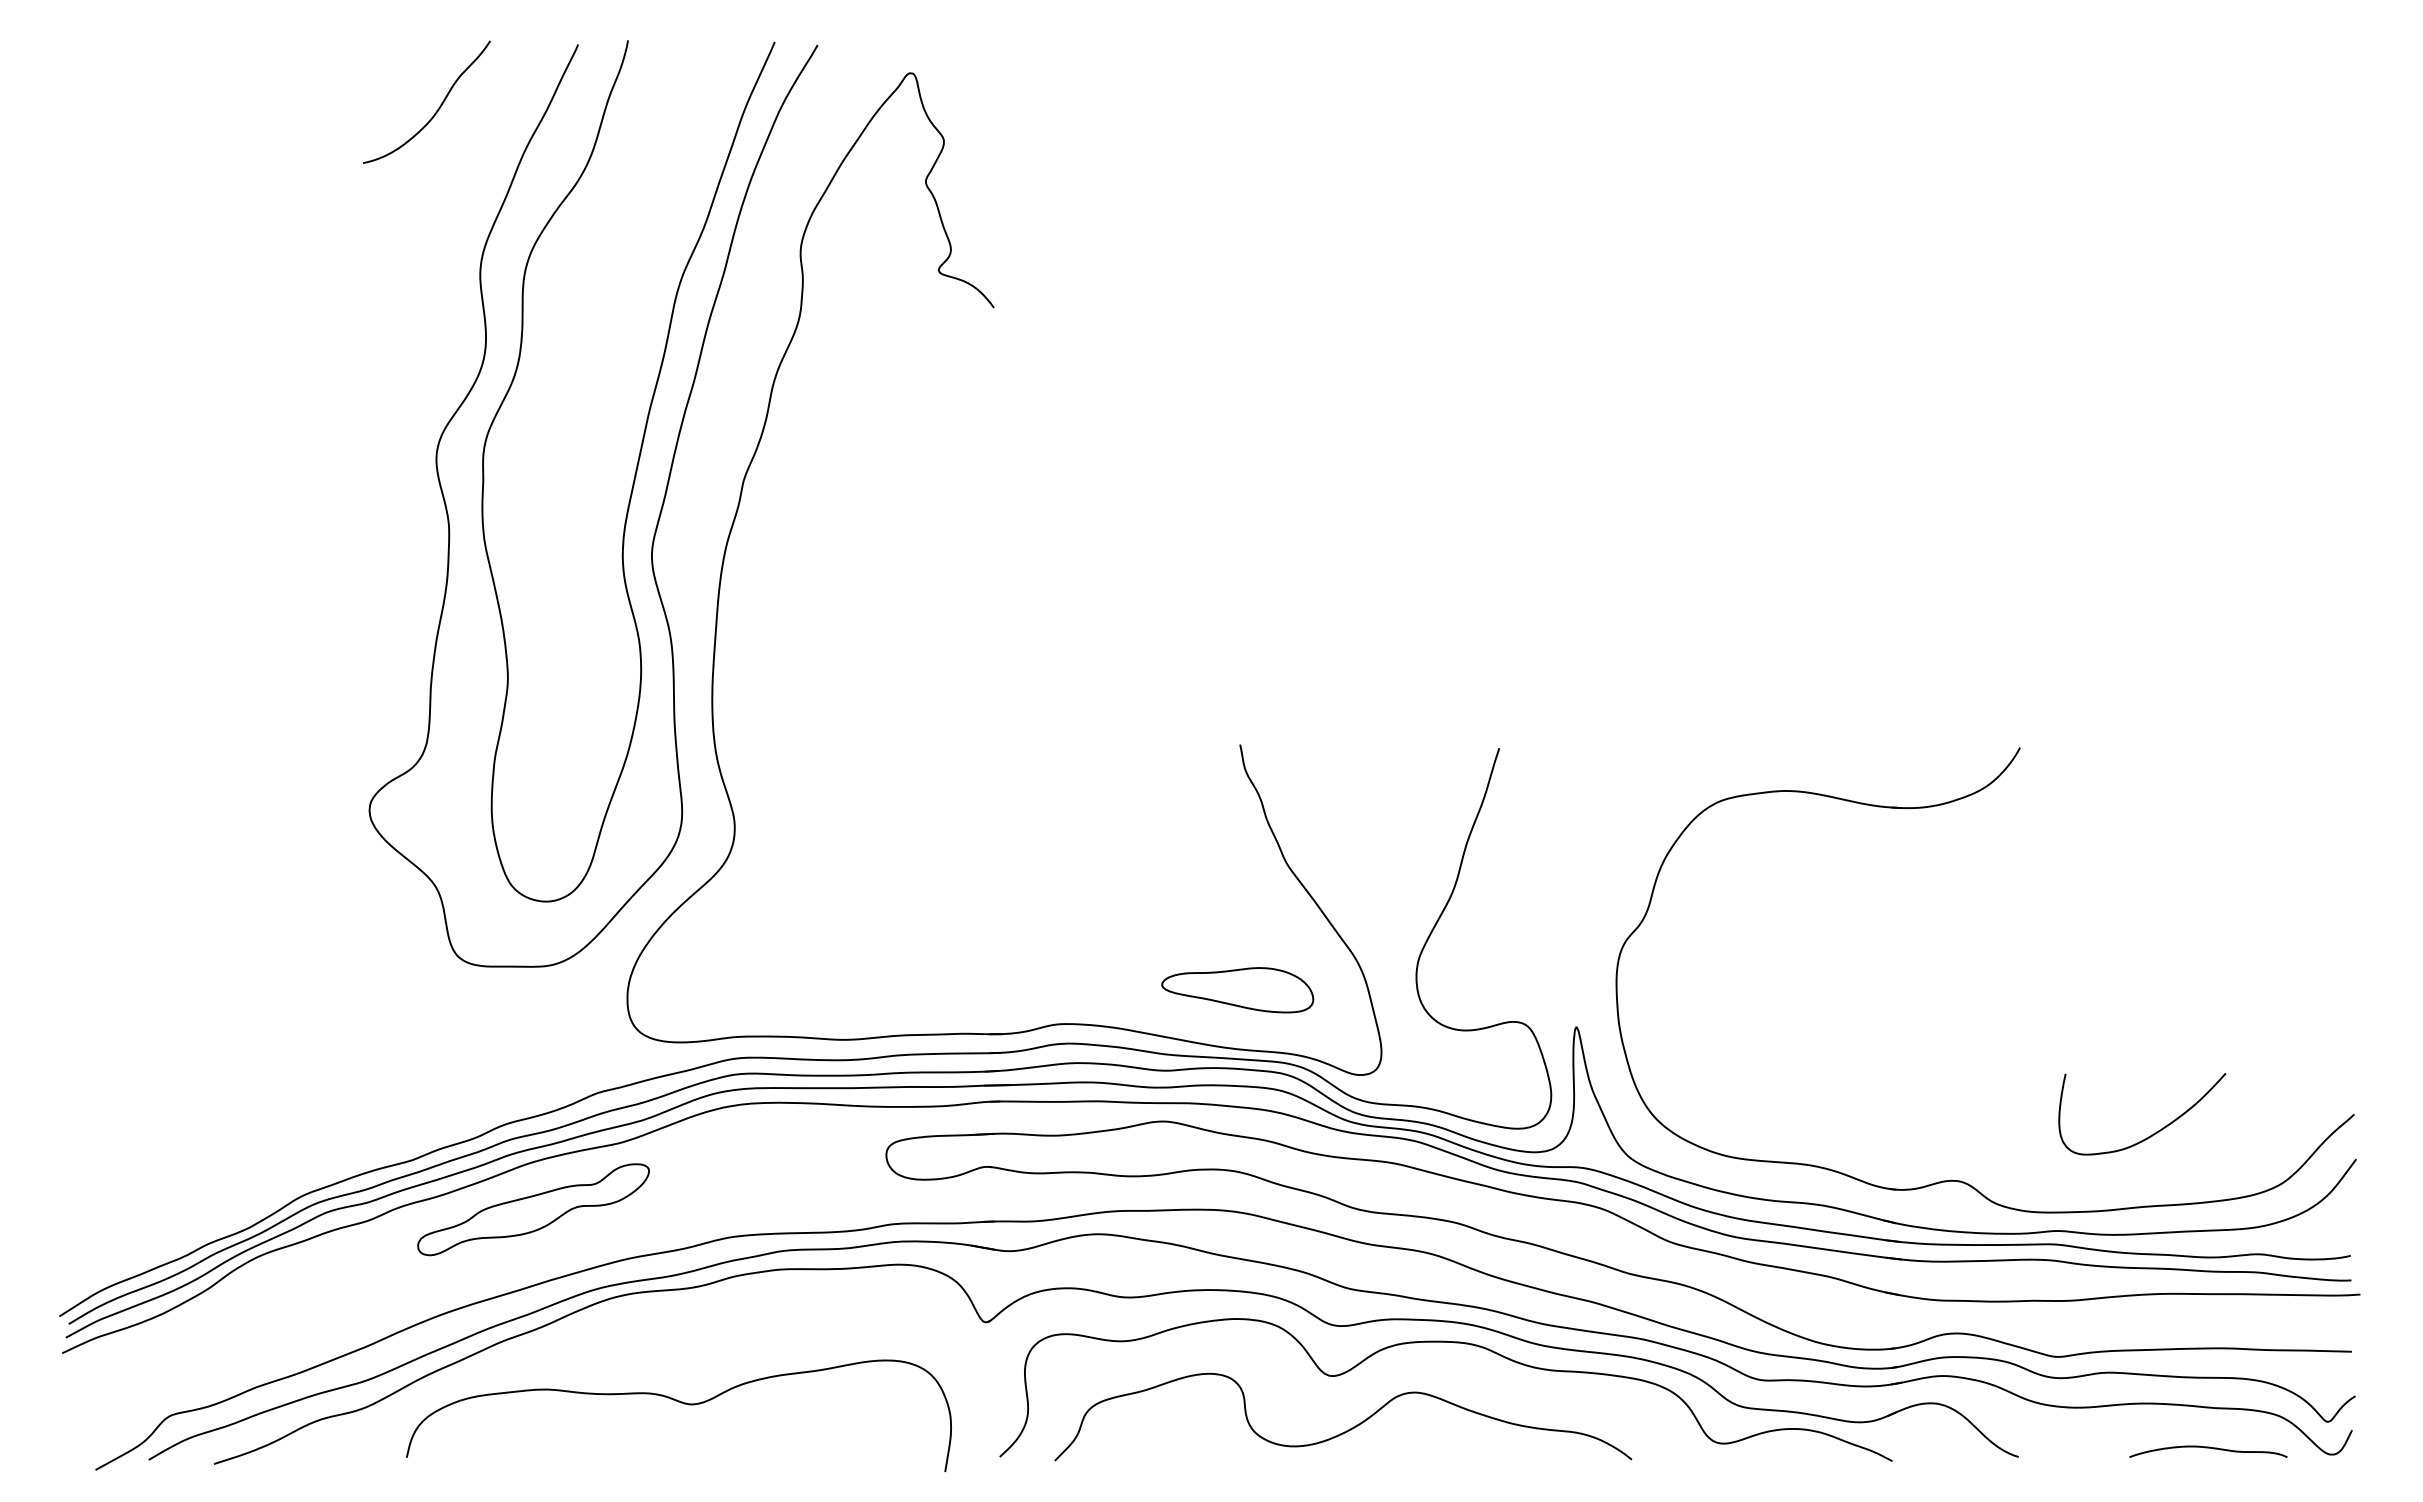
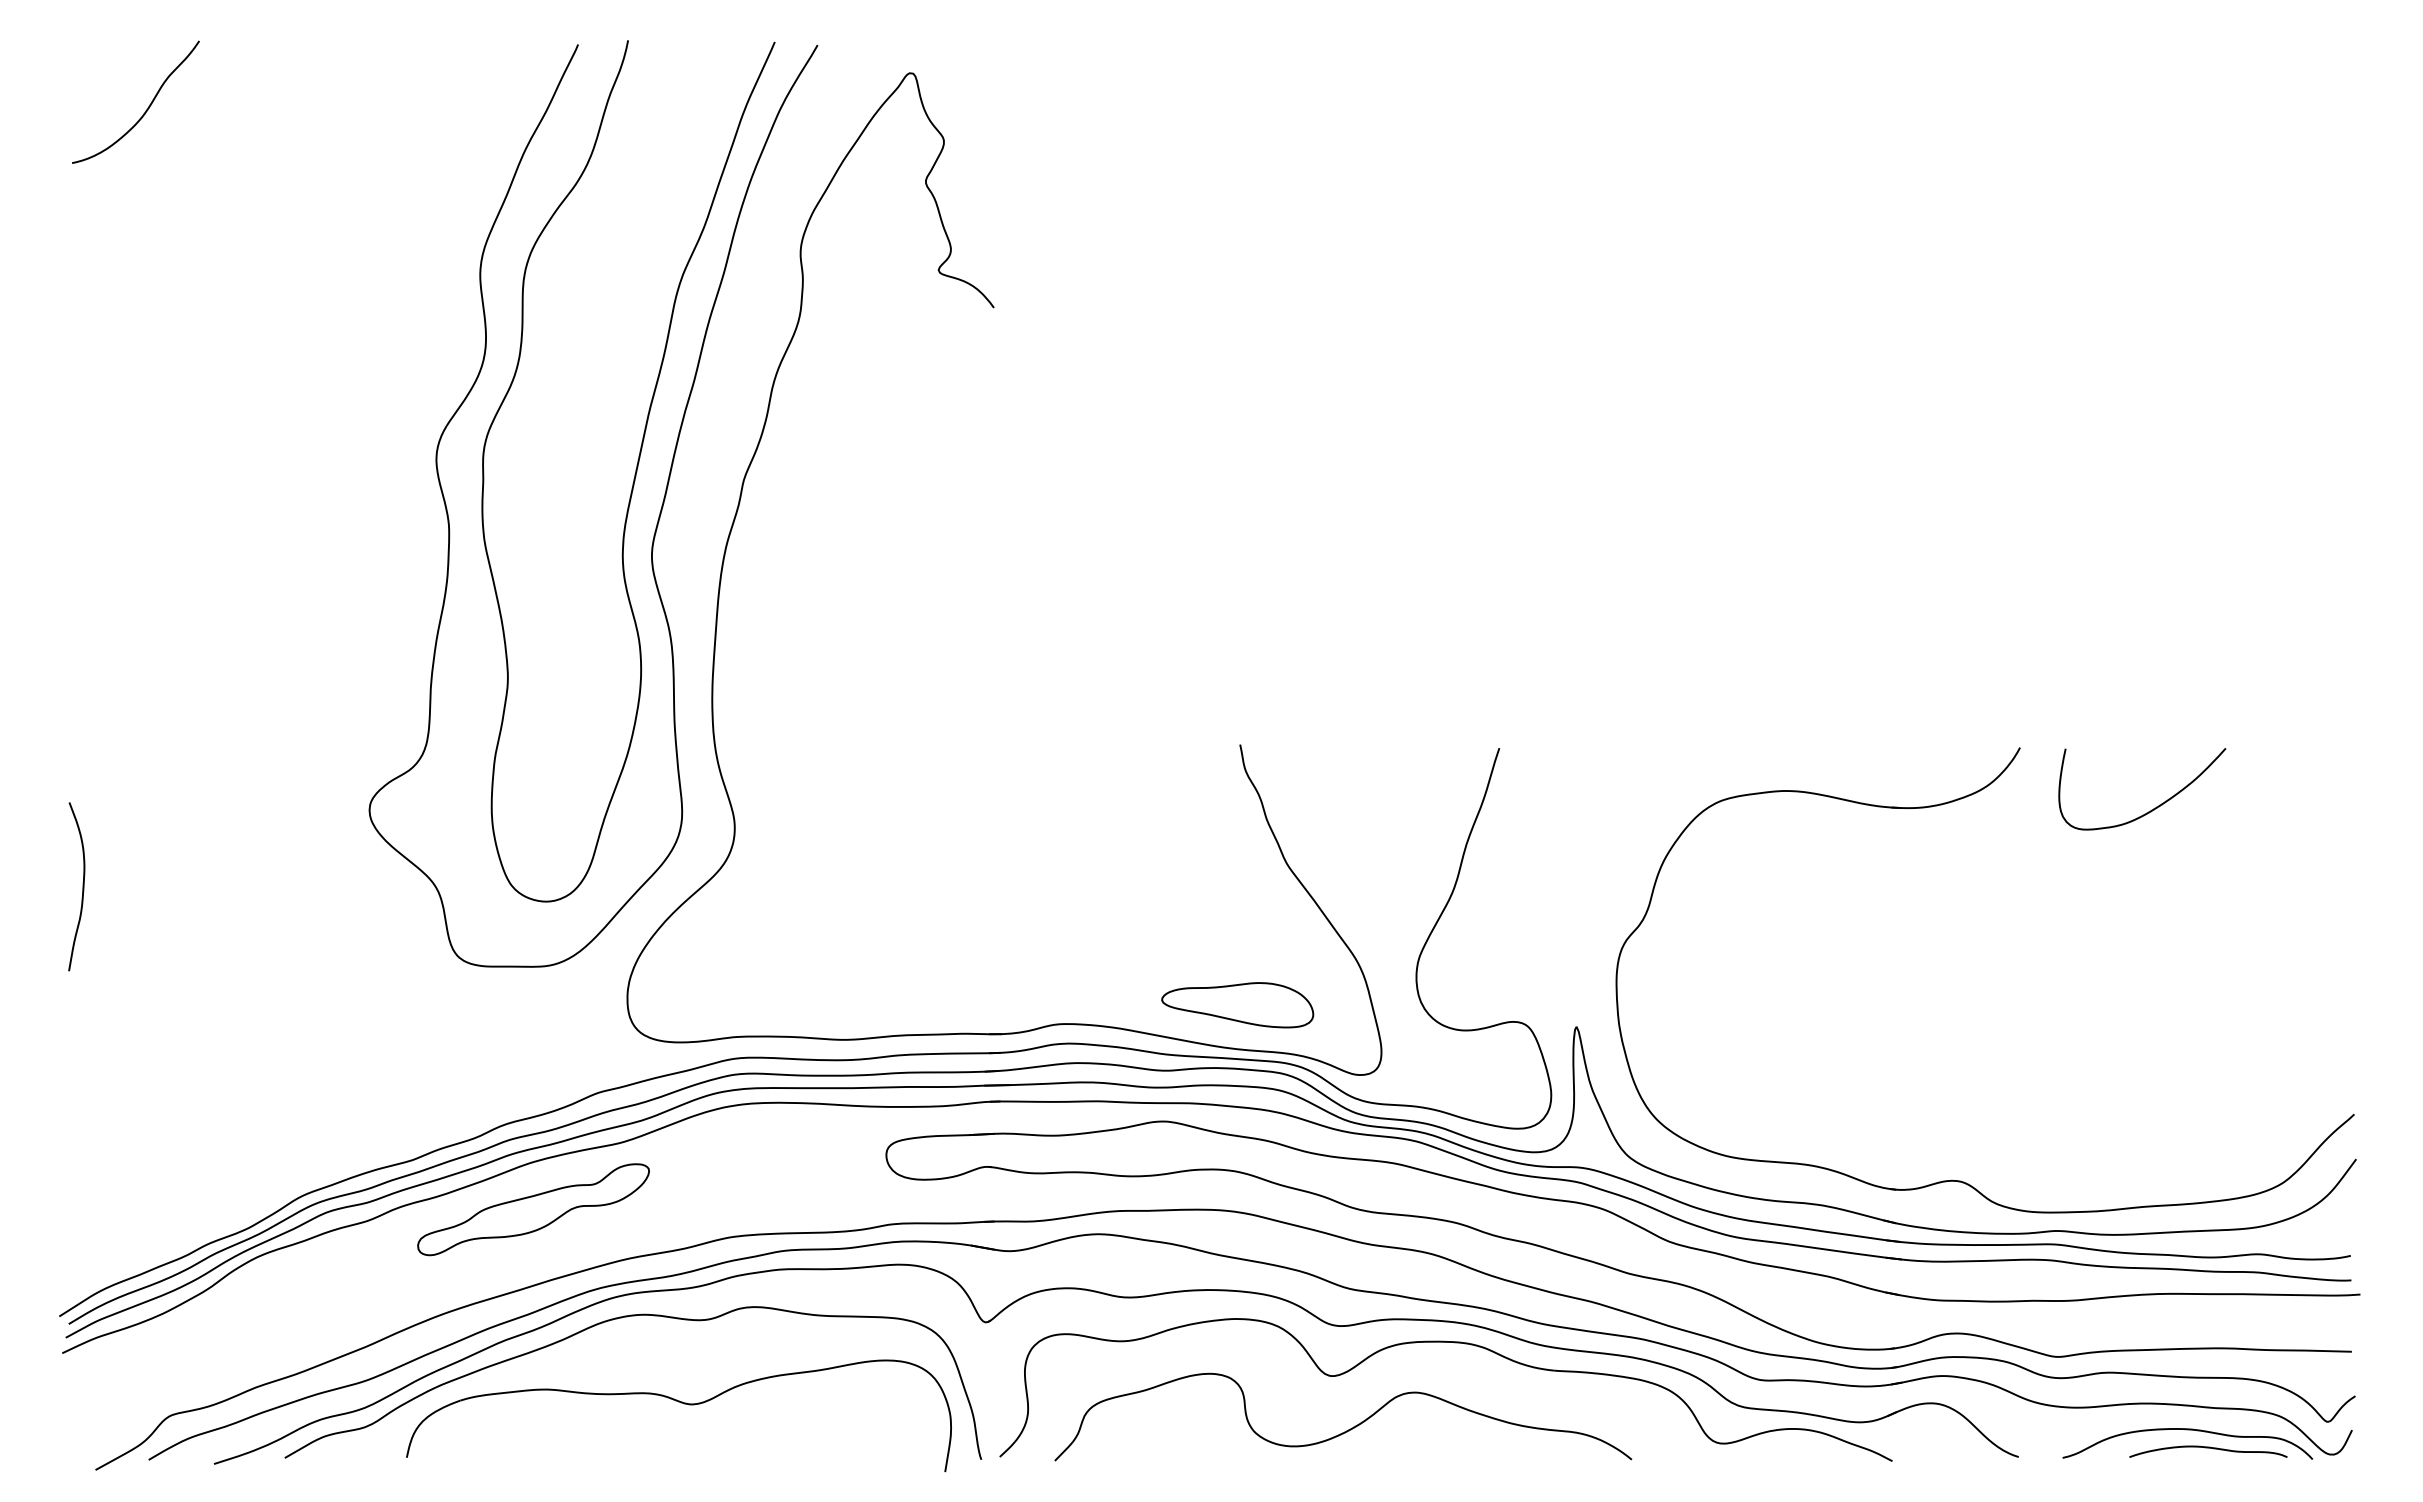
curve position: (438, 107) -> (147, 107) (147, 107)
curve: none -> present (82, 886)
part position: (1237, 990) -> (1237, 1005) (1237, 1005)
curve position: (2151, 1134) -> (2151, 809) (2151, 809)
curve: none -> present (617, 1319)
curve: none -> present (2187, 1430)
